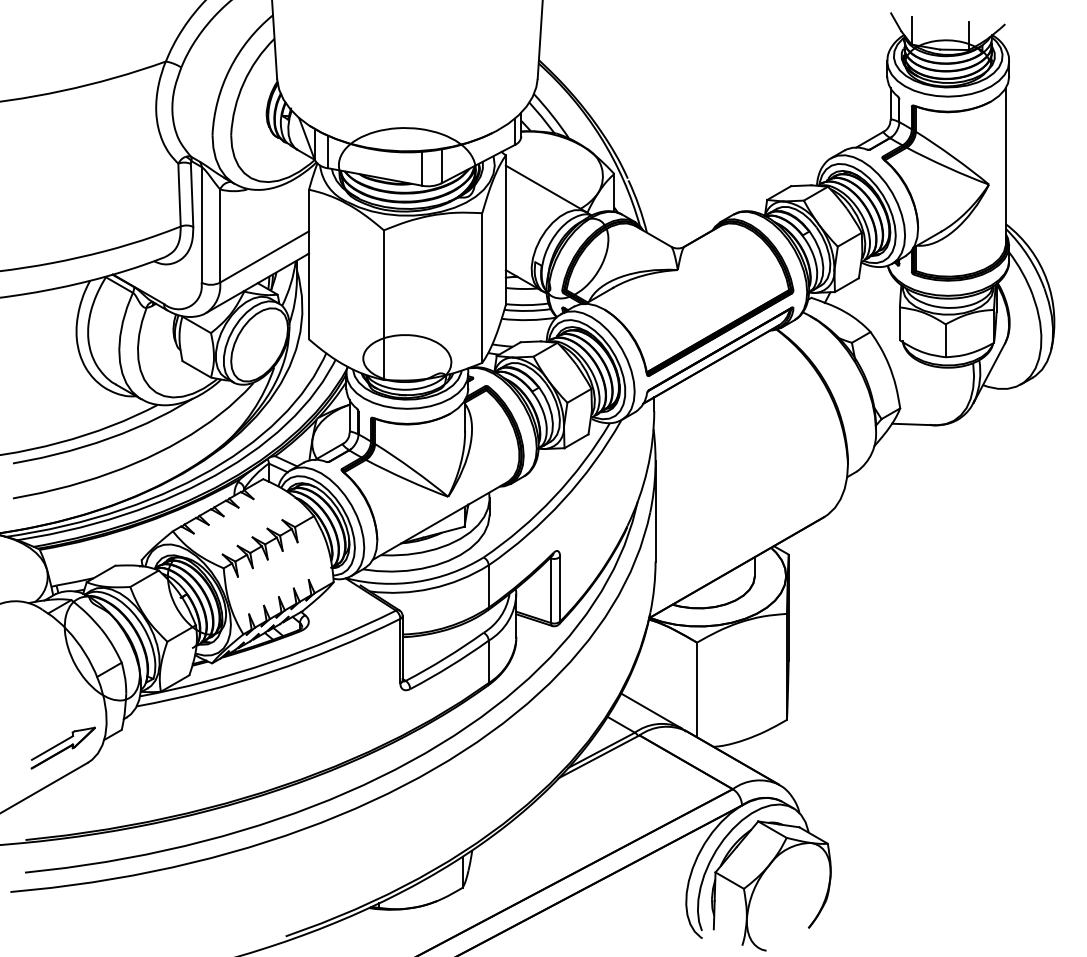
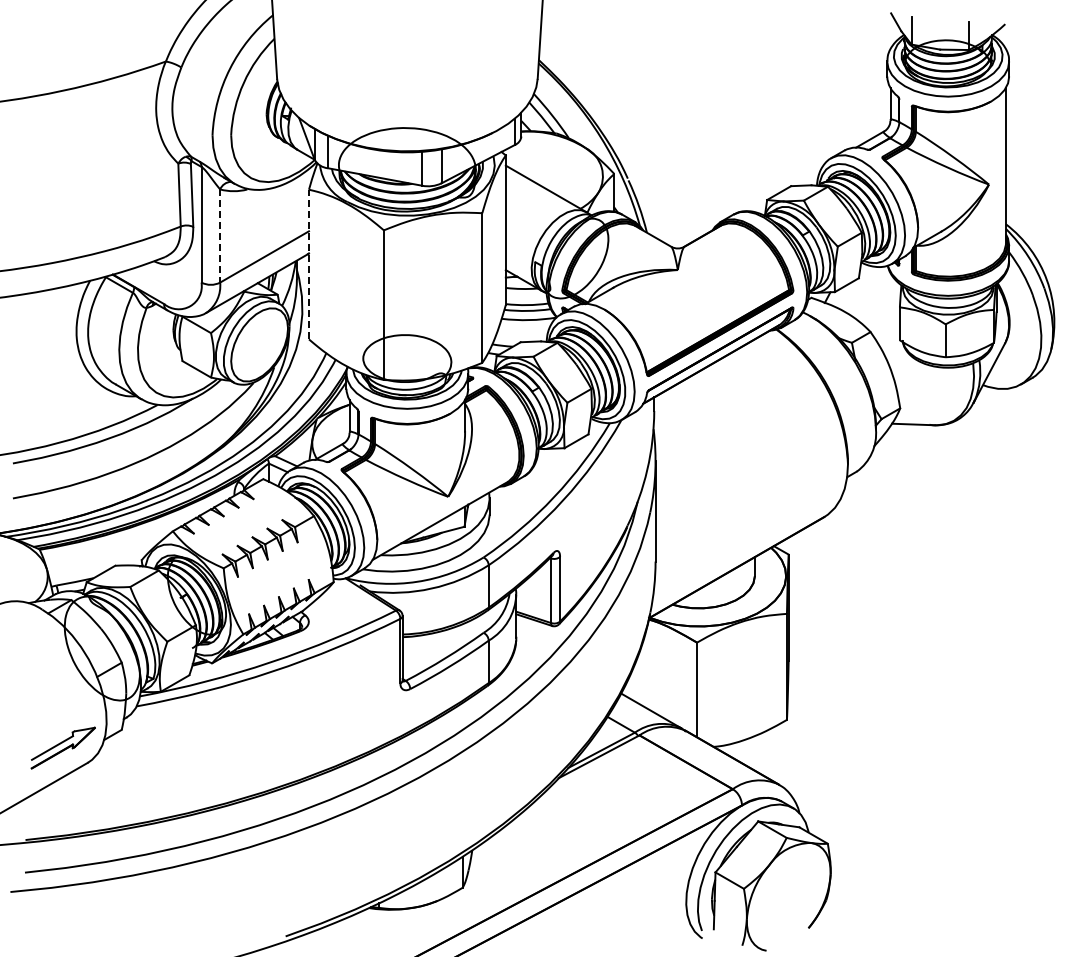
line: solid -> dashed (220, 236)
line: solid -> dashed (309, 264)
